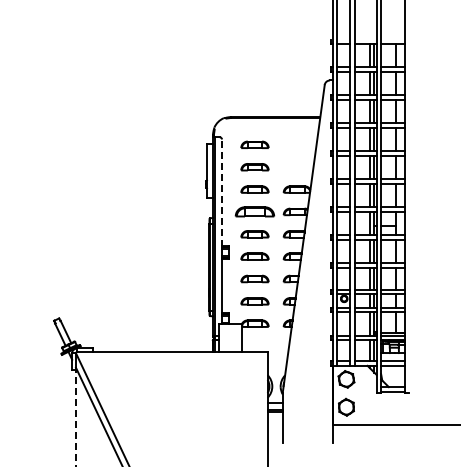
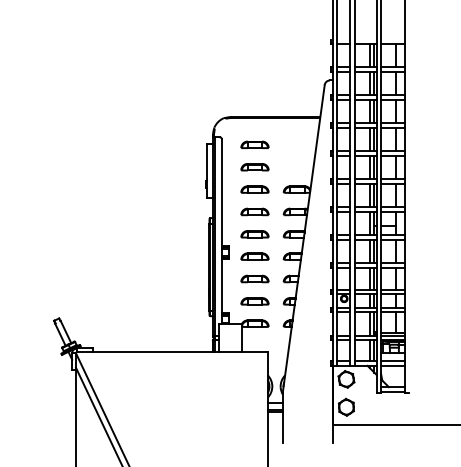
line: dashed -> solid (222, 193)
part size: 42x12 px -> 30x10 px (254, 211)
line: dashed -> solid (76, 417)
